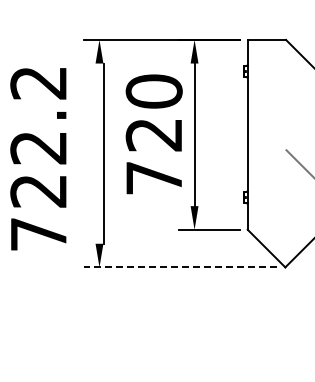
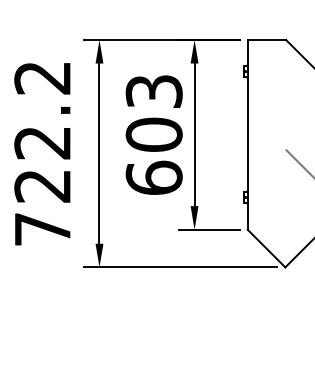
text: 720 -> 603 (153, 134)
line position: (104, 153) -> (99, 153) (99, 153)
text position: (38, 159) -> (42, 154) (42, 154)
line: dashed -> solid (180, 267)
